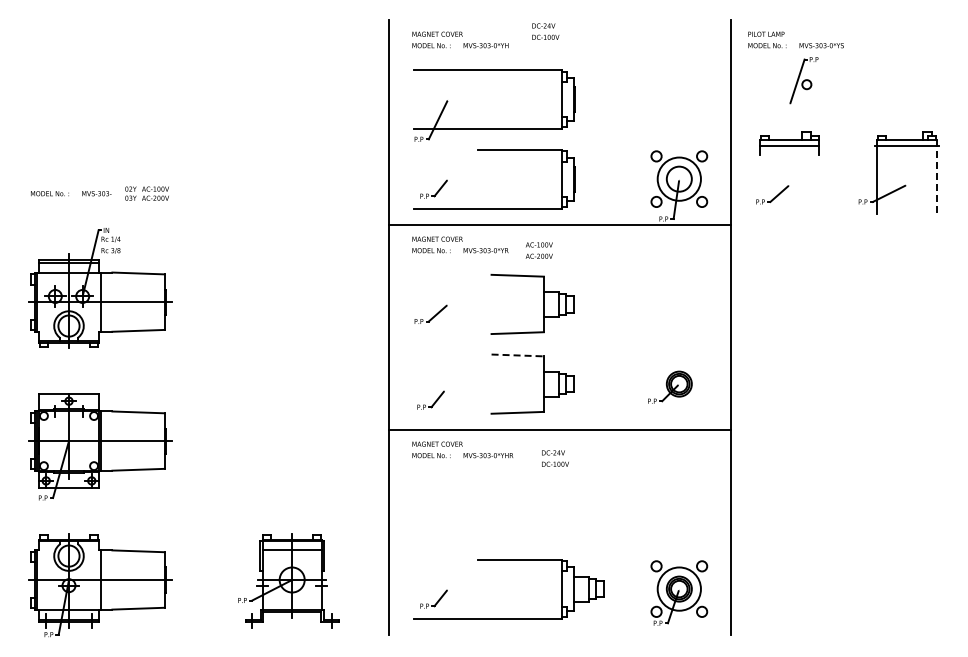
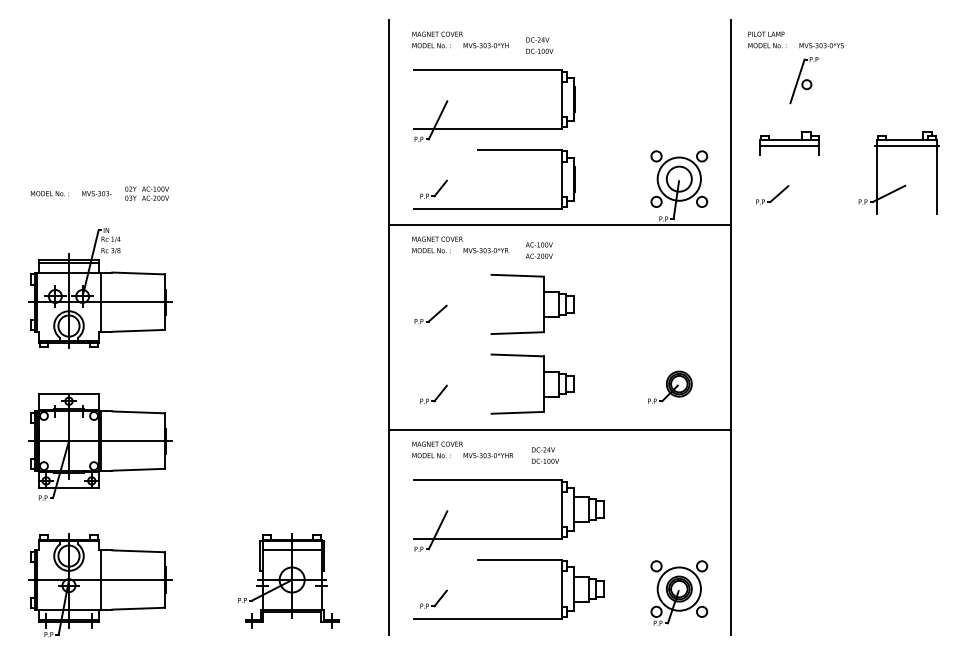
text position: (545, 31) -> (539, 45) (539, 45)
line: dashed -> solid (936, 177)
line: dashed -> solid (518, 355)
part position: (430, 399) -> (433, 393) (433, 393)
text position: (555, 458) -> (545, 455) (545, 455)
part: none -> present (508, 538)
